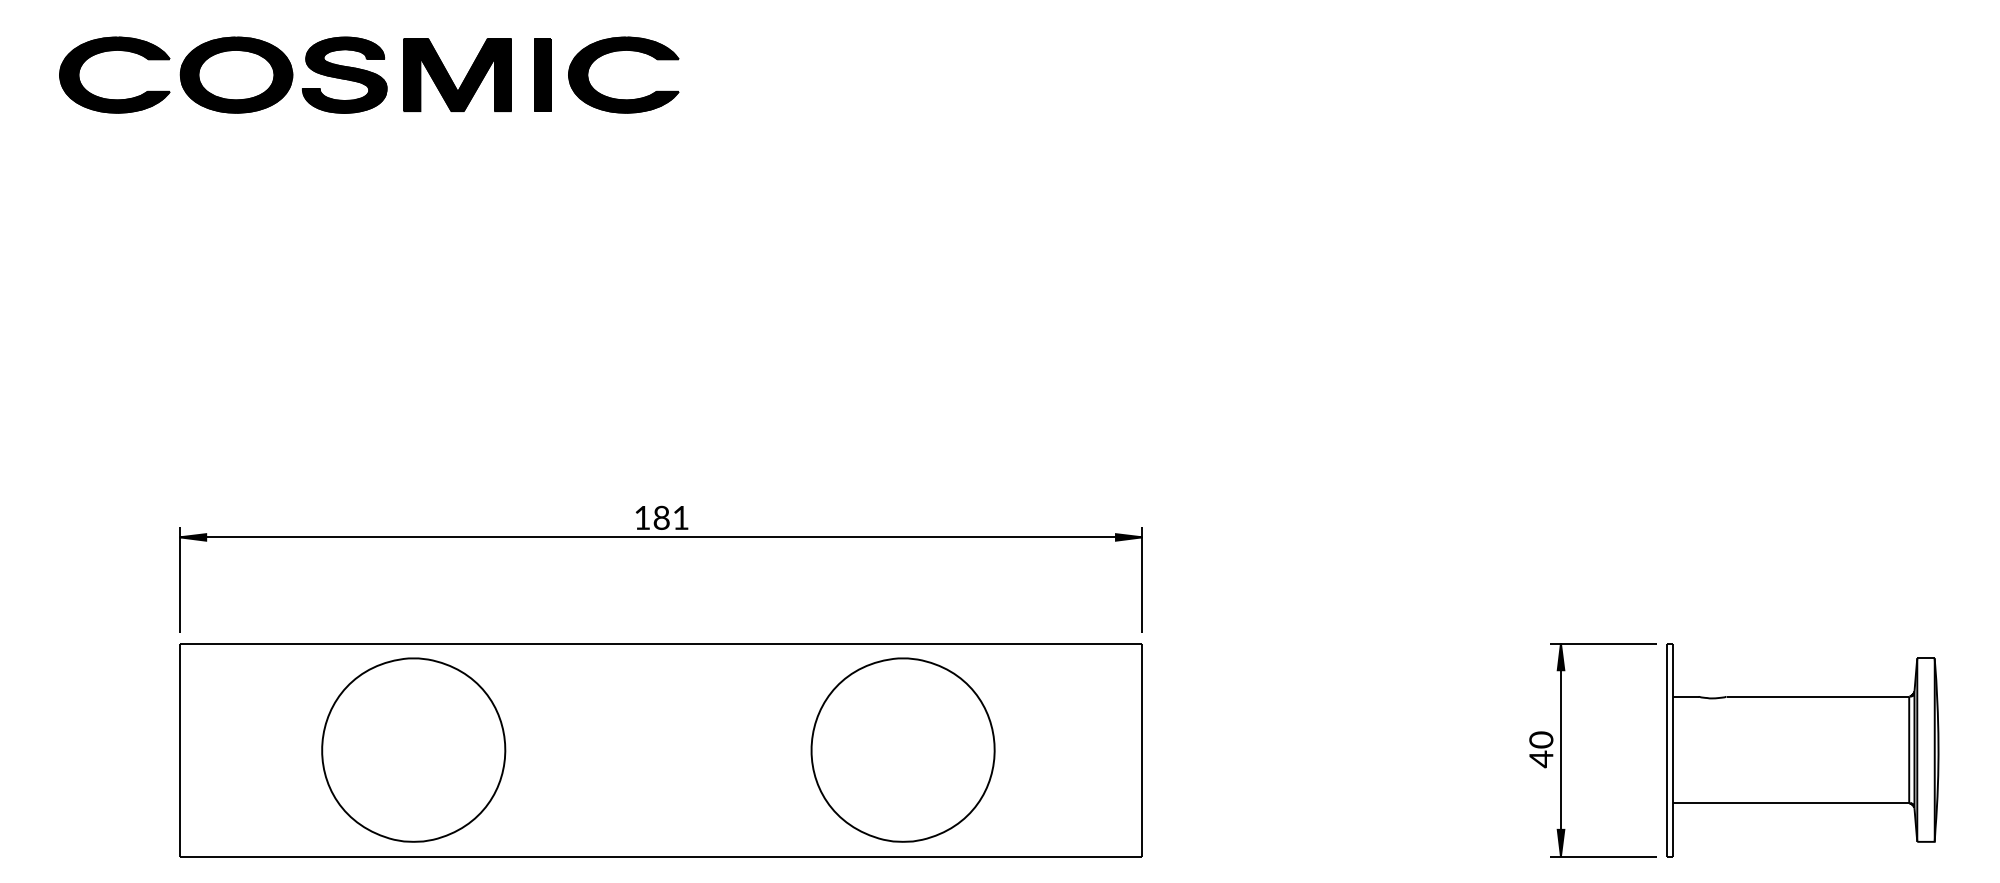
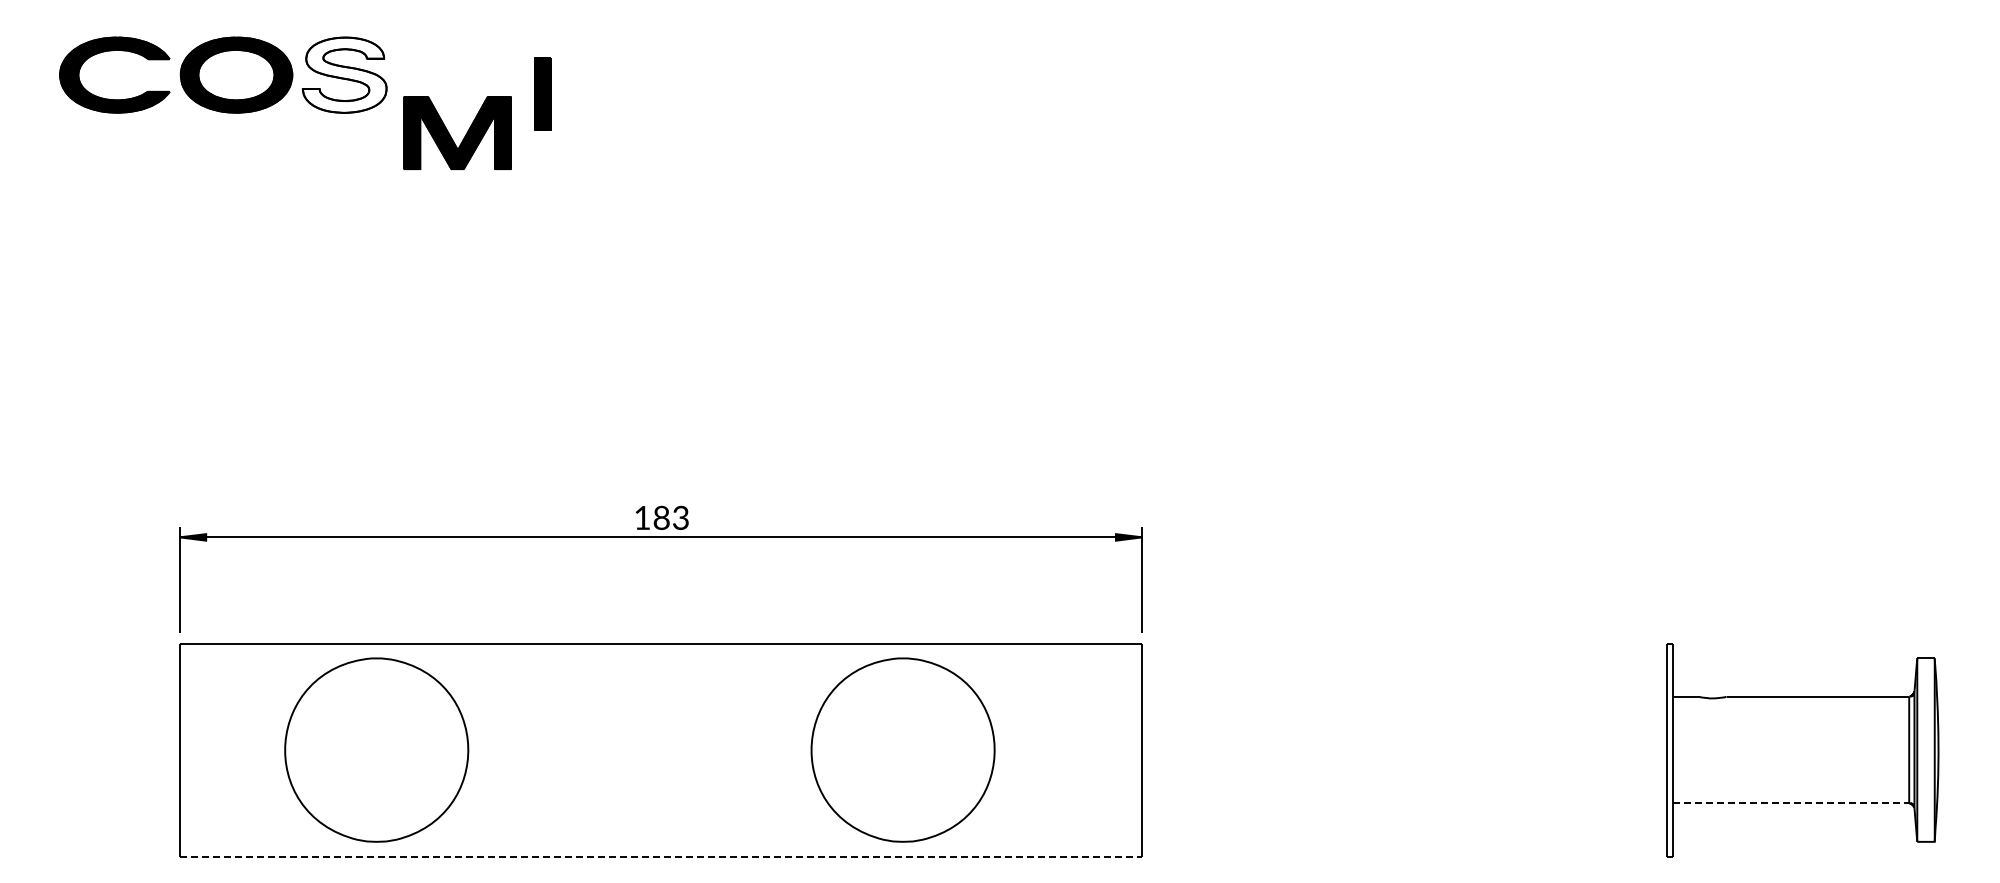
part: present -> none (621, 51)
fill: present -> none (344, 74)
part position: (542, 74) -> (542, 93) (542, 93)
part position: (451, 78) -> (451, 136) (451, 136)
text: 181 -> 183 (680, 517)
part position: (413, 749) -> (376, 749) (376, 749)
part: present -> none (1561, 750)
line: solid -> dashed (1791, 803)
line: solid -> dashed (661, 856)
